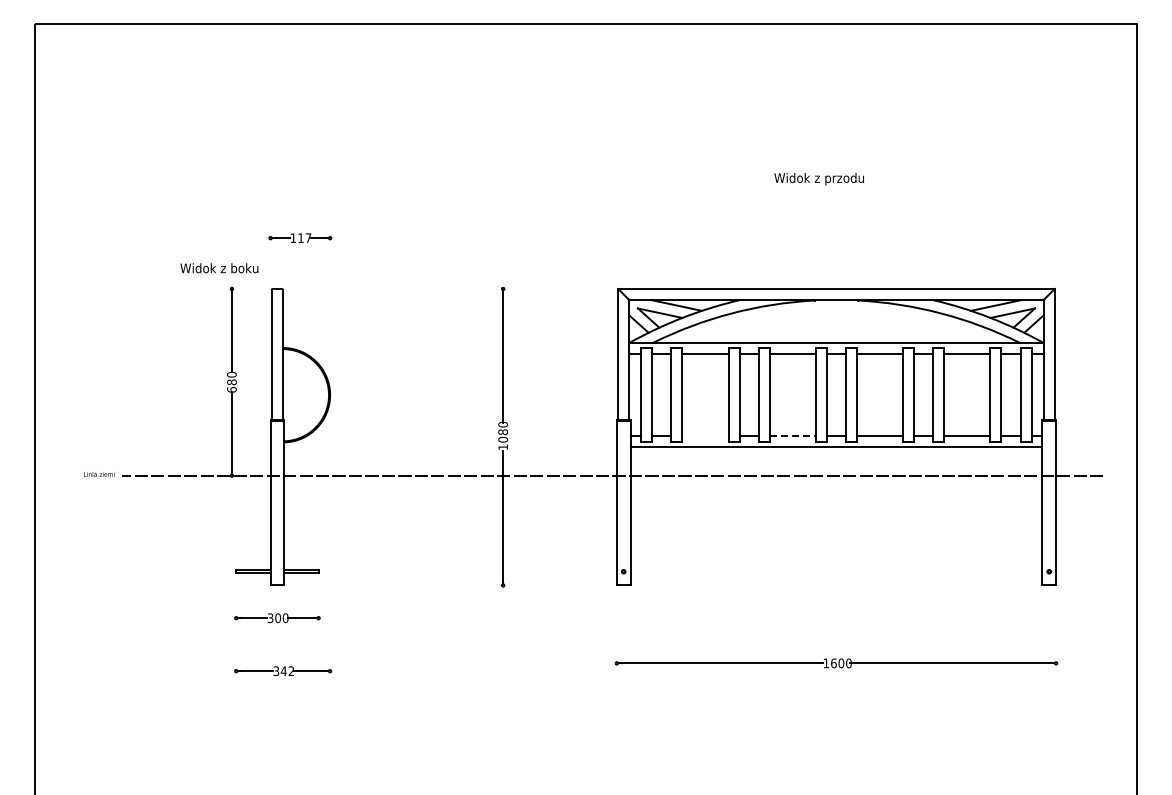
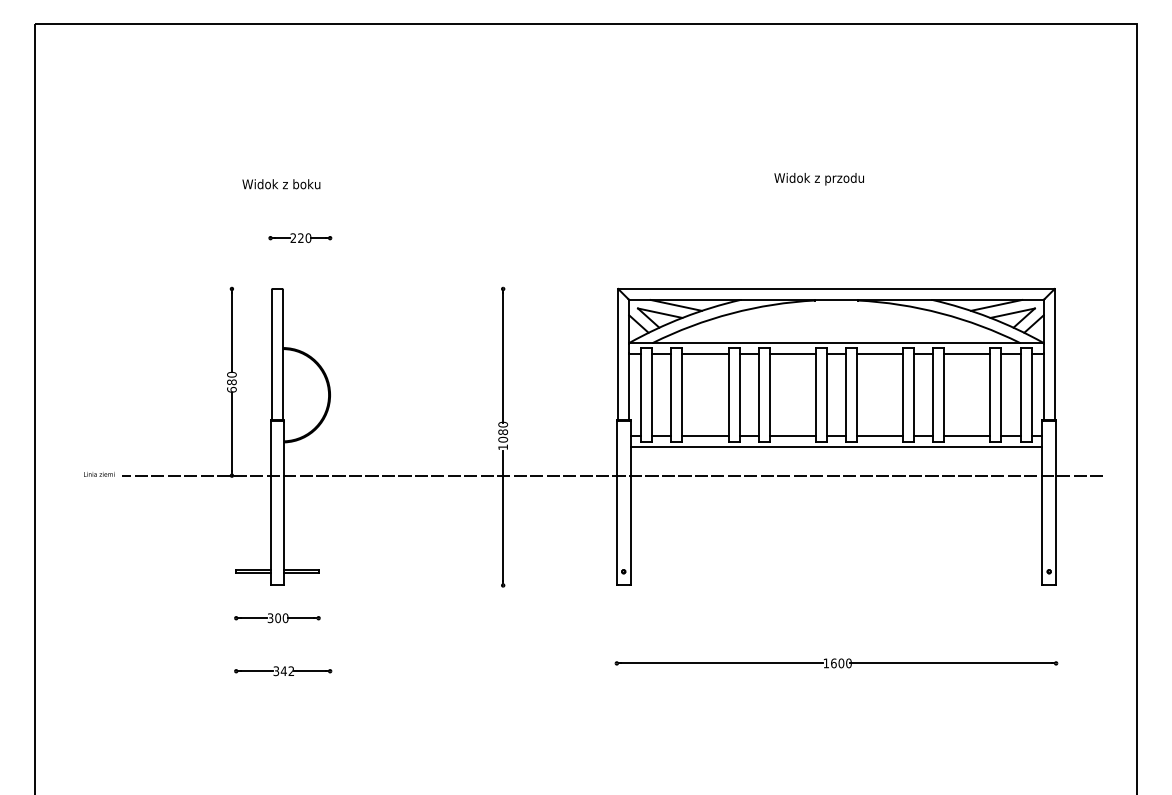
text: 117 -> 220 (300, 238)
text position: (219, 268) -> (281, 184) (281, 184)
line: none -> present (705, 436)
line: dashed -> solid (793, 436)
